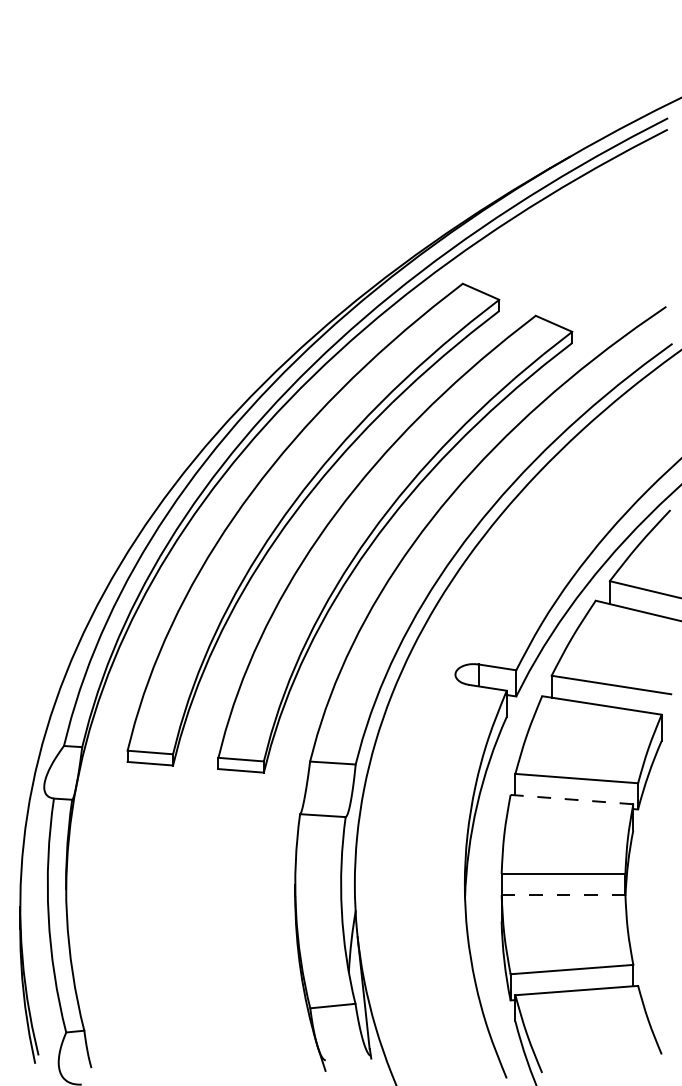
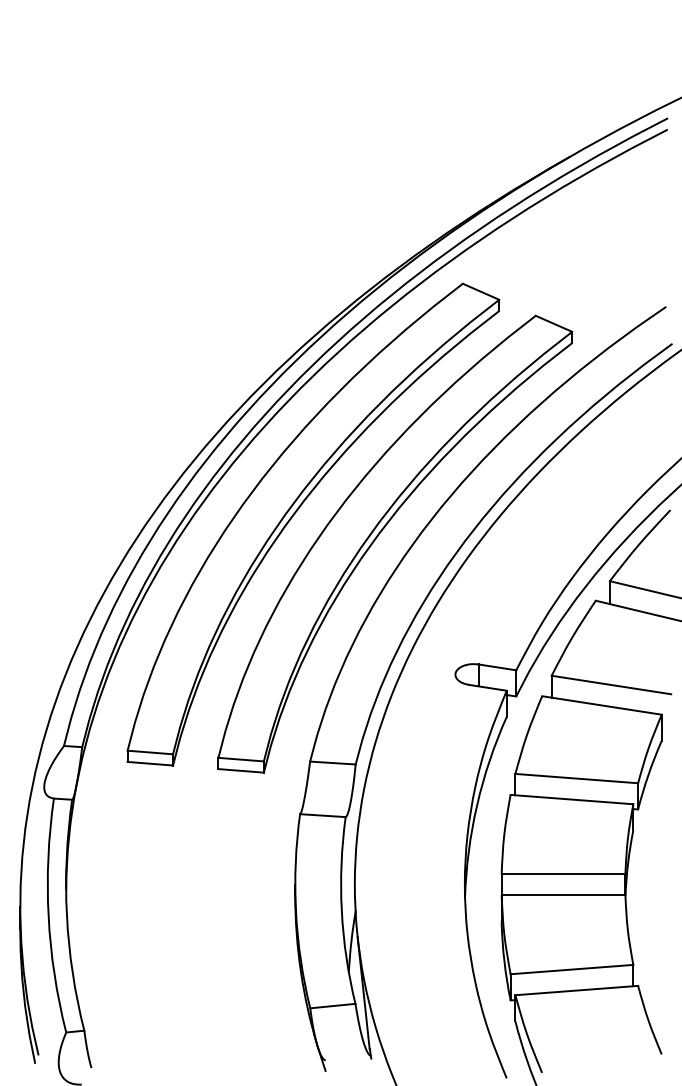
line: dashed -> solid (571, 799)
line: dashed -> solid (563, 895)
